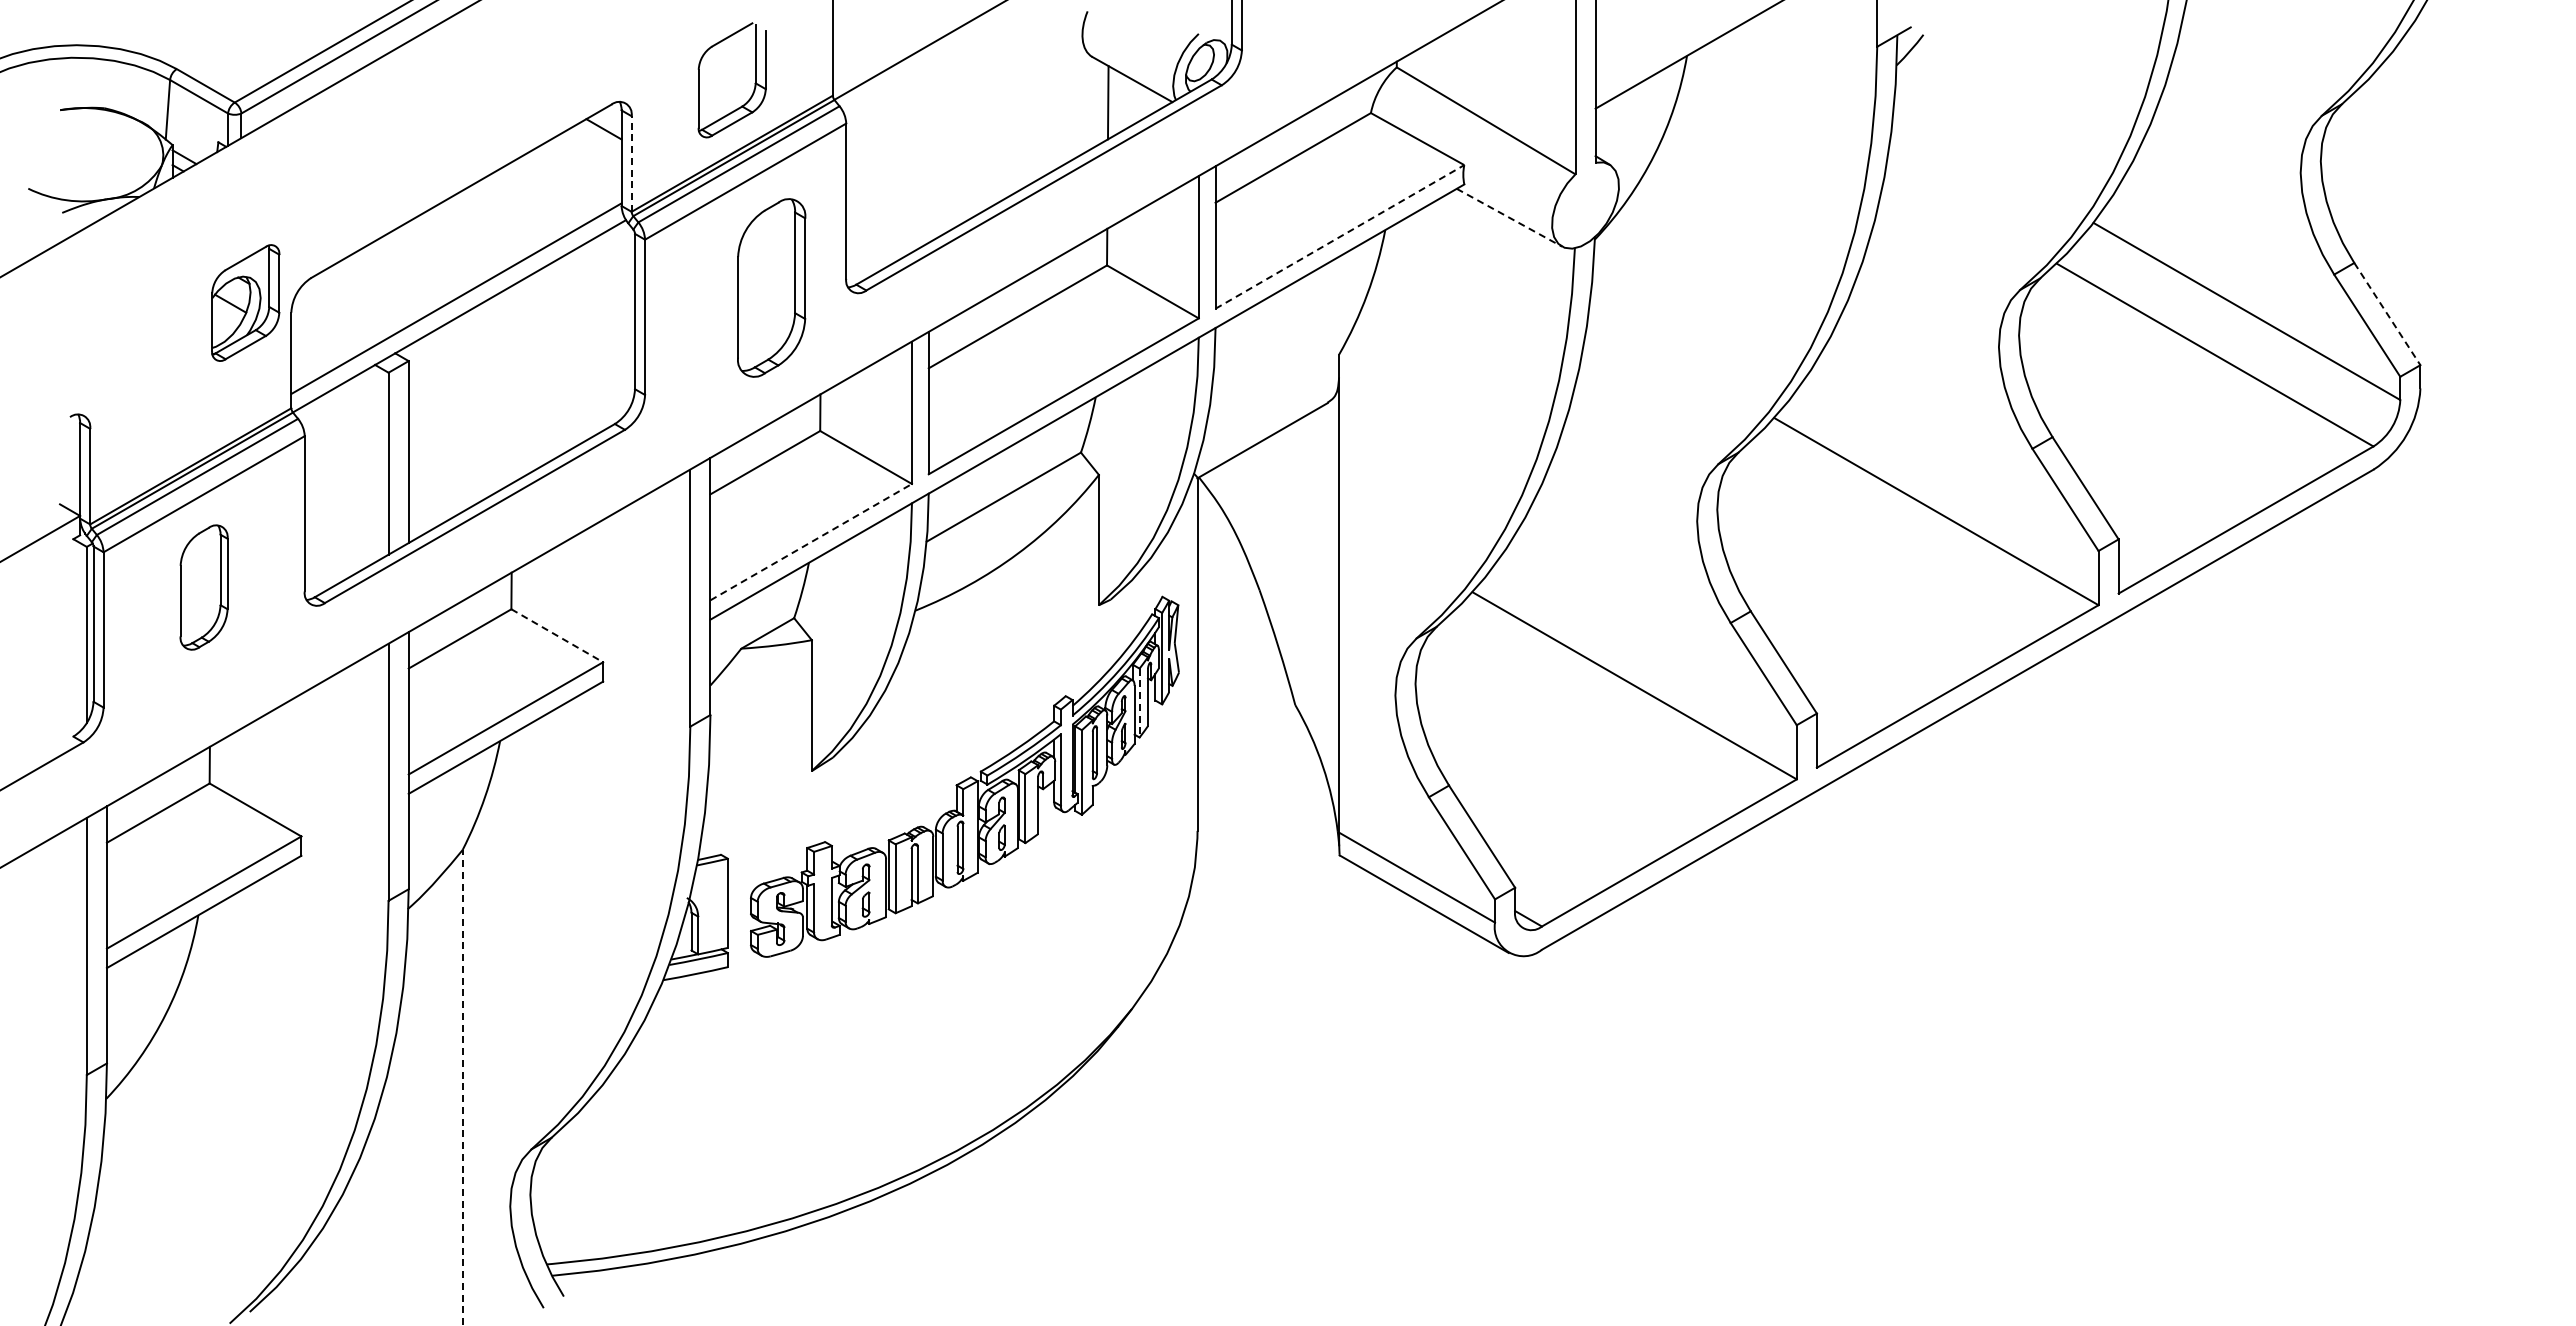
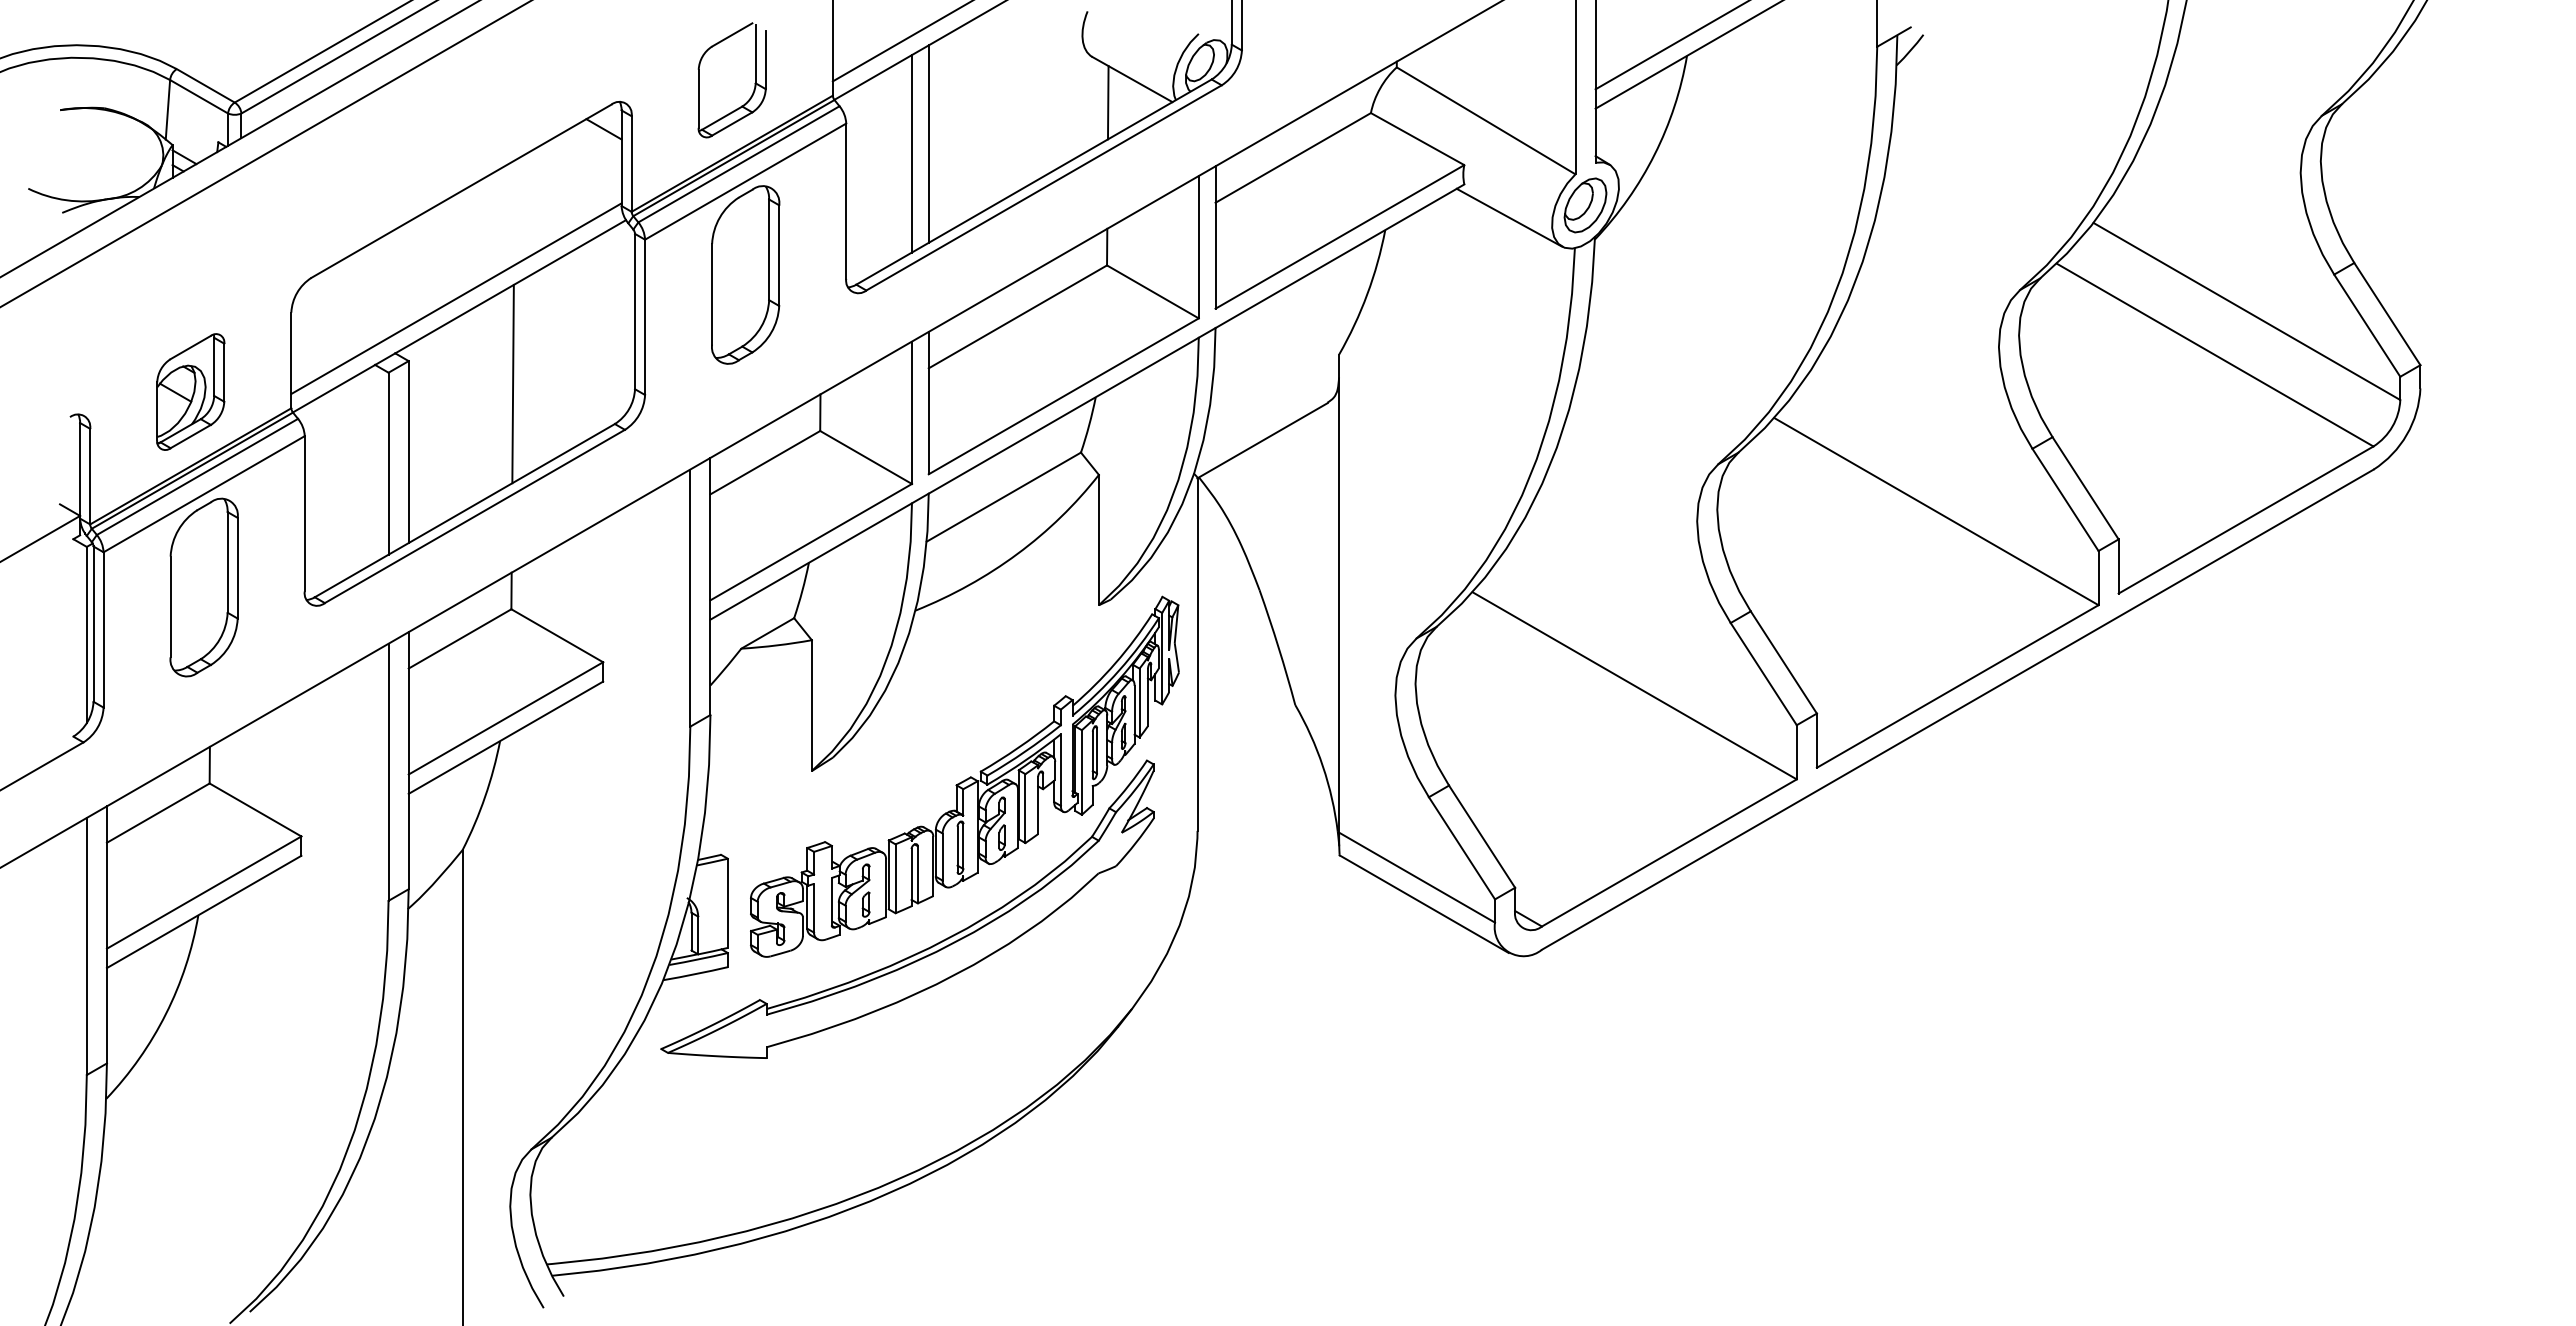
line: none -> present (901, 41)
line: none -> present (1670, 45)
line: none -> present (928, 143)
line: none -> present (265, 153)
line: none -> present (911, 153)
line: dashed -> solid (631, 164)
part: none -> present (1585, 205)
line: dashed -> solid (1509, 218)
line: dashed -> solid (1339, 236)
part position: (771, 287) -> (745, 274) (745, 274)
part position: (245, 302) -> (190, 391) (190, 391)
line: dashed -> solid (2387, 314)
line: none -> present (512, 383)
line: dashed -> solid (811, 541)
part size: 50x127 px -> 70x181 px (203, 587)
line: dashed -> solid (557, 635)
line: dashed -> solid (1139, 703)
part: none -> present (923, 949)
line: dashed -> solid (462, 1087)
